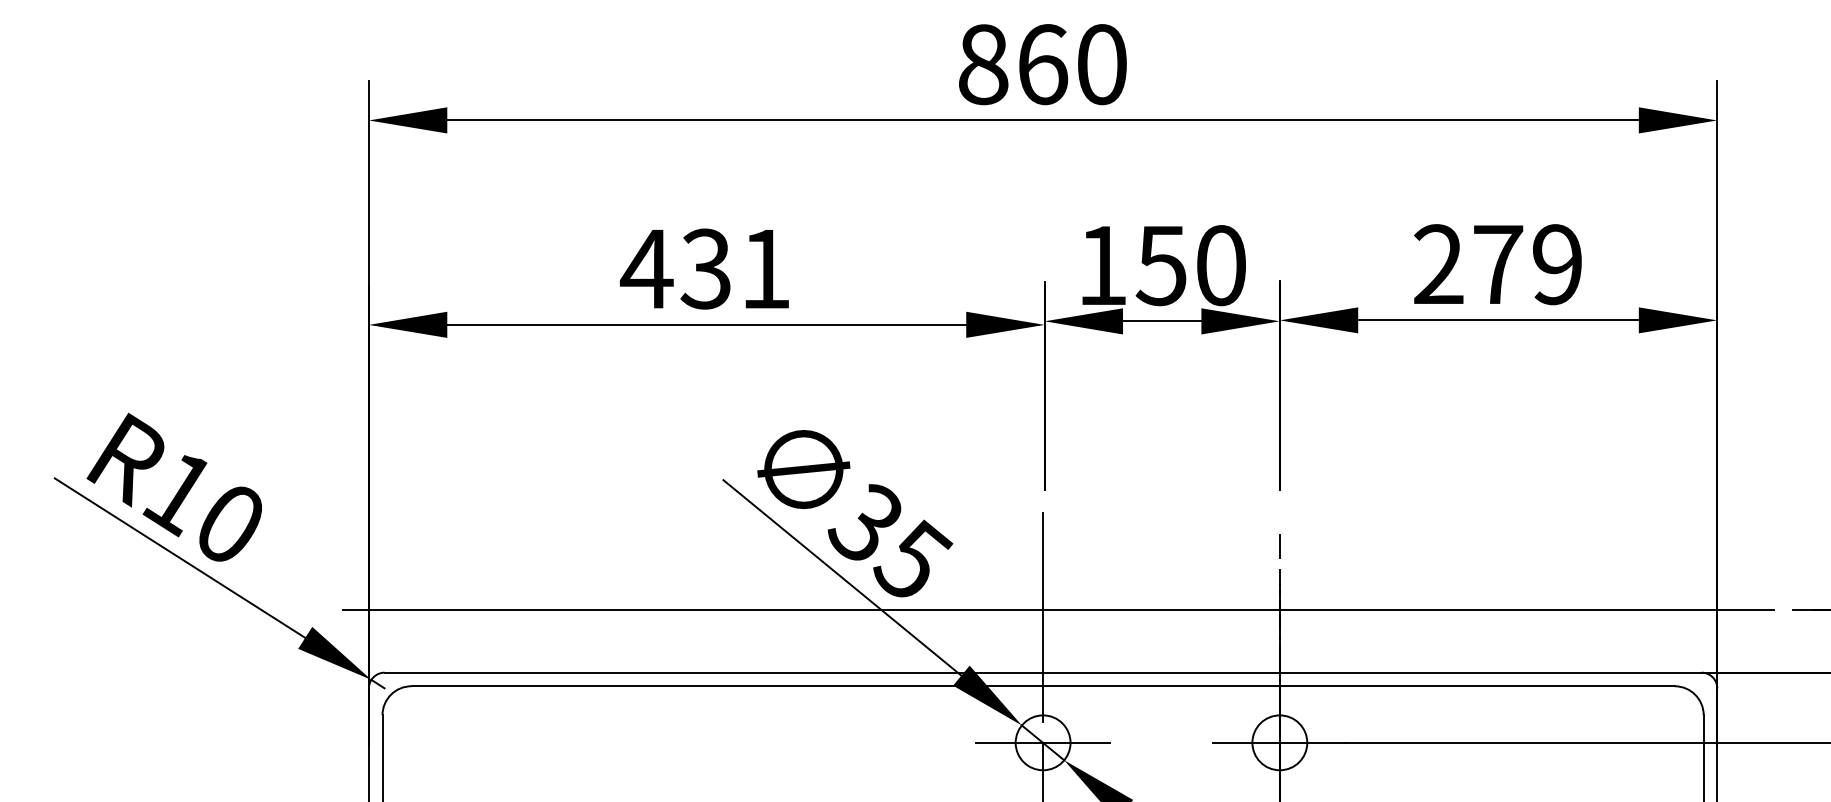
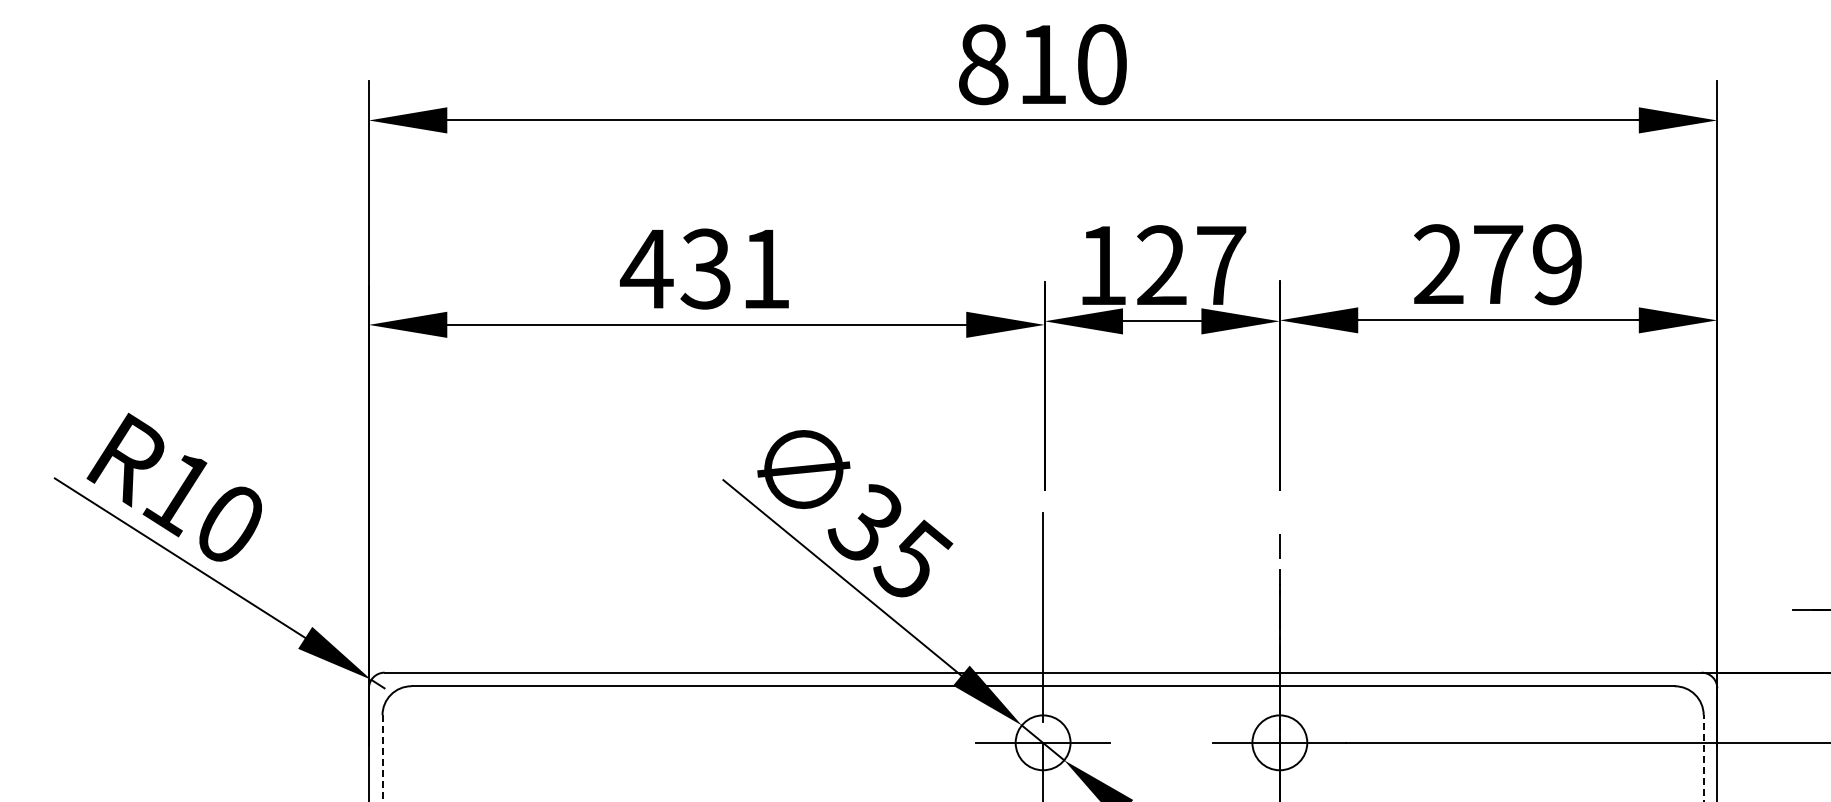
text: 860 -> 810 (1043, 64)
text: 150 -> 127 (1190, 265)
line: present -> none (1057, 609)
line: solid -> dashed (382, 758)
line: solid -> dashed (1703, 758)
